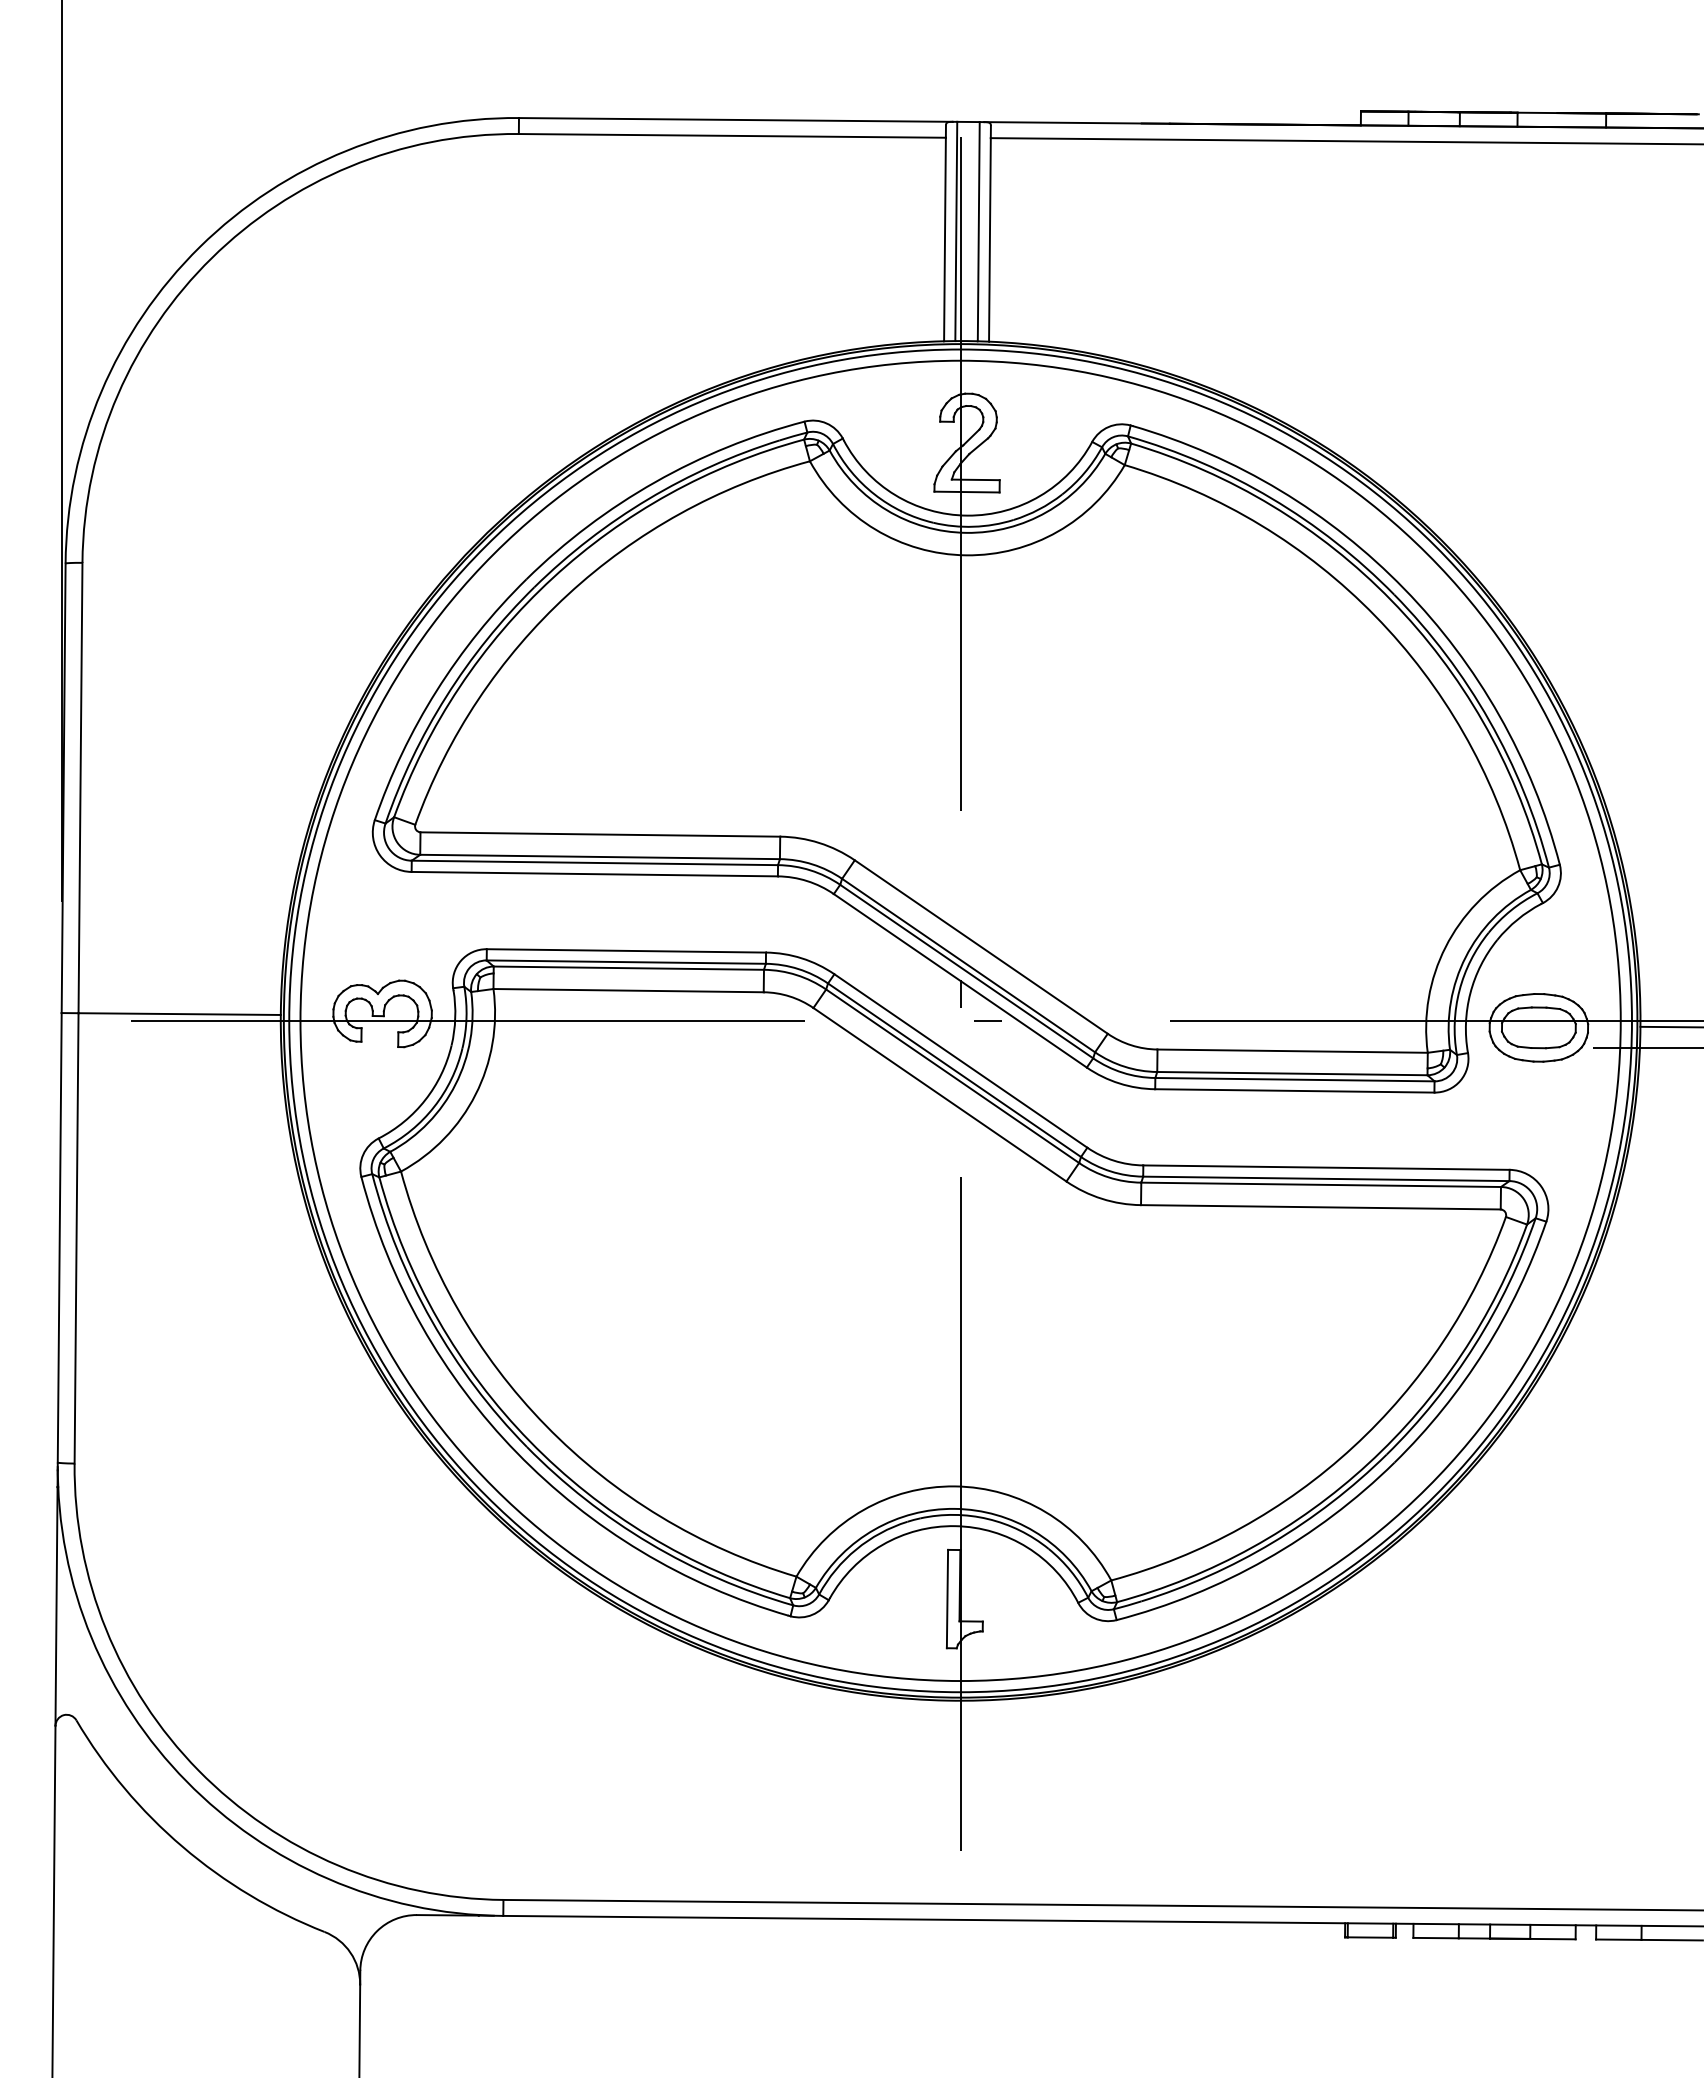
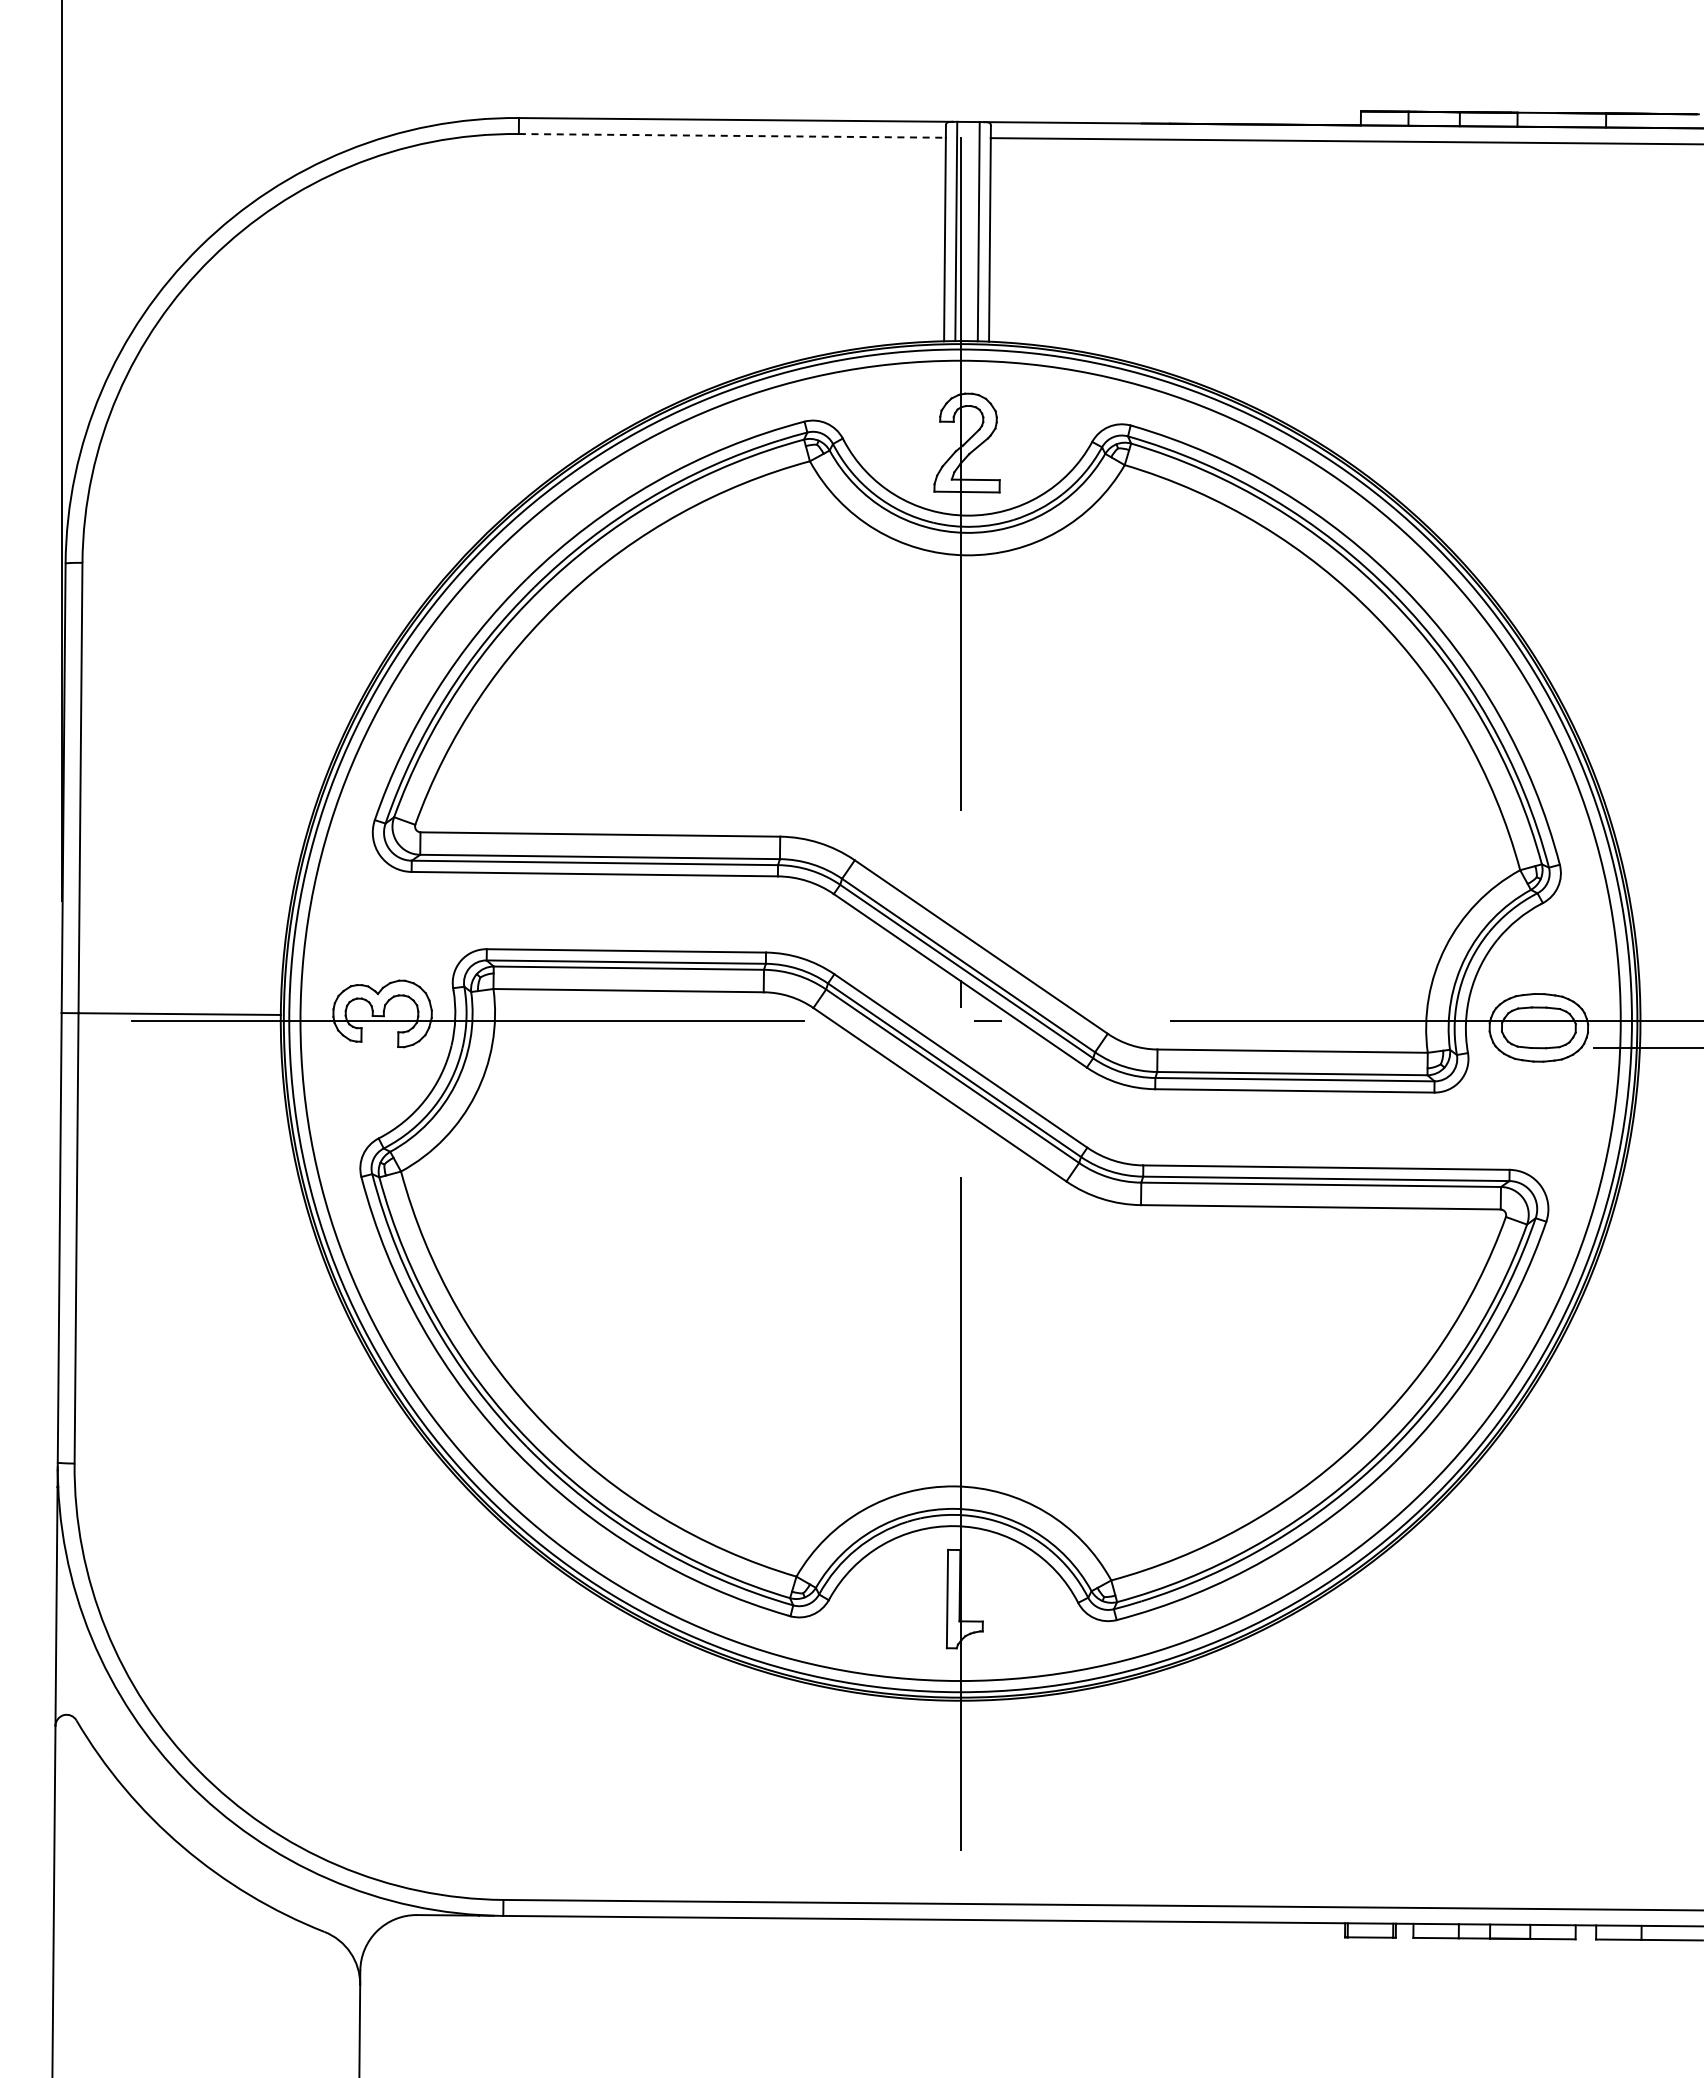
line: solid -> dashed (732, 135)
line: present -> none (1670, 1026)
